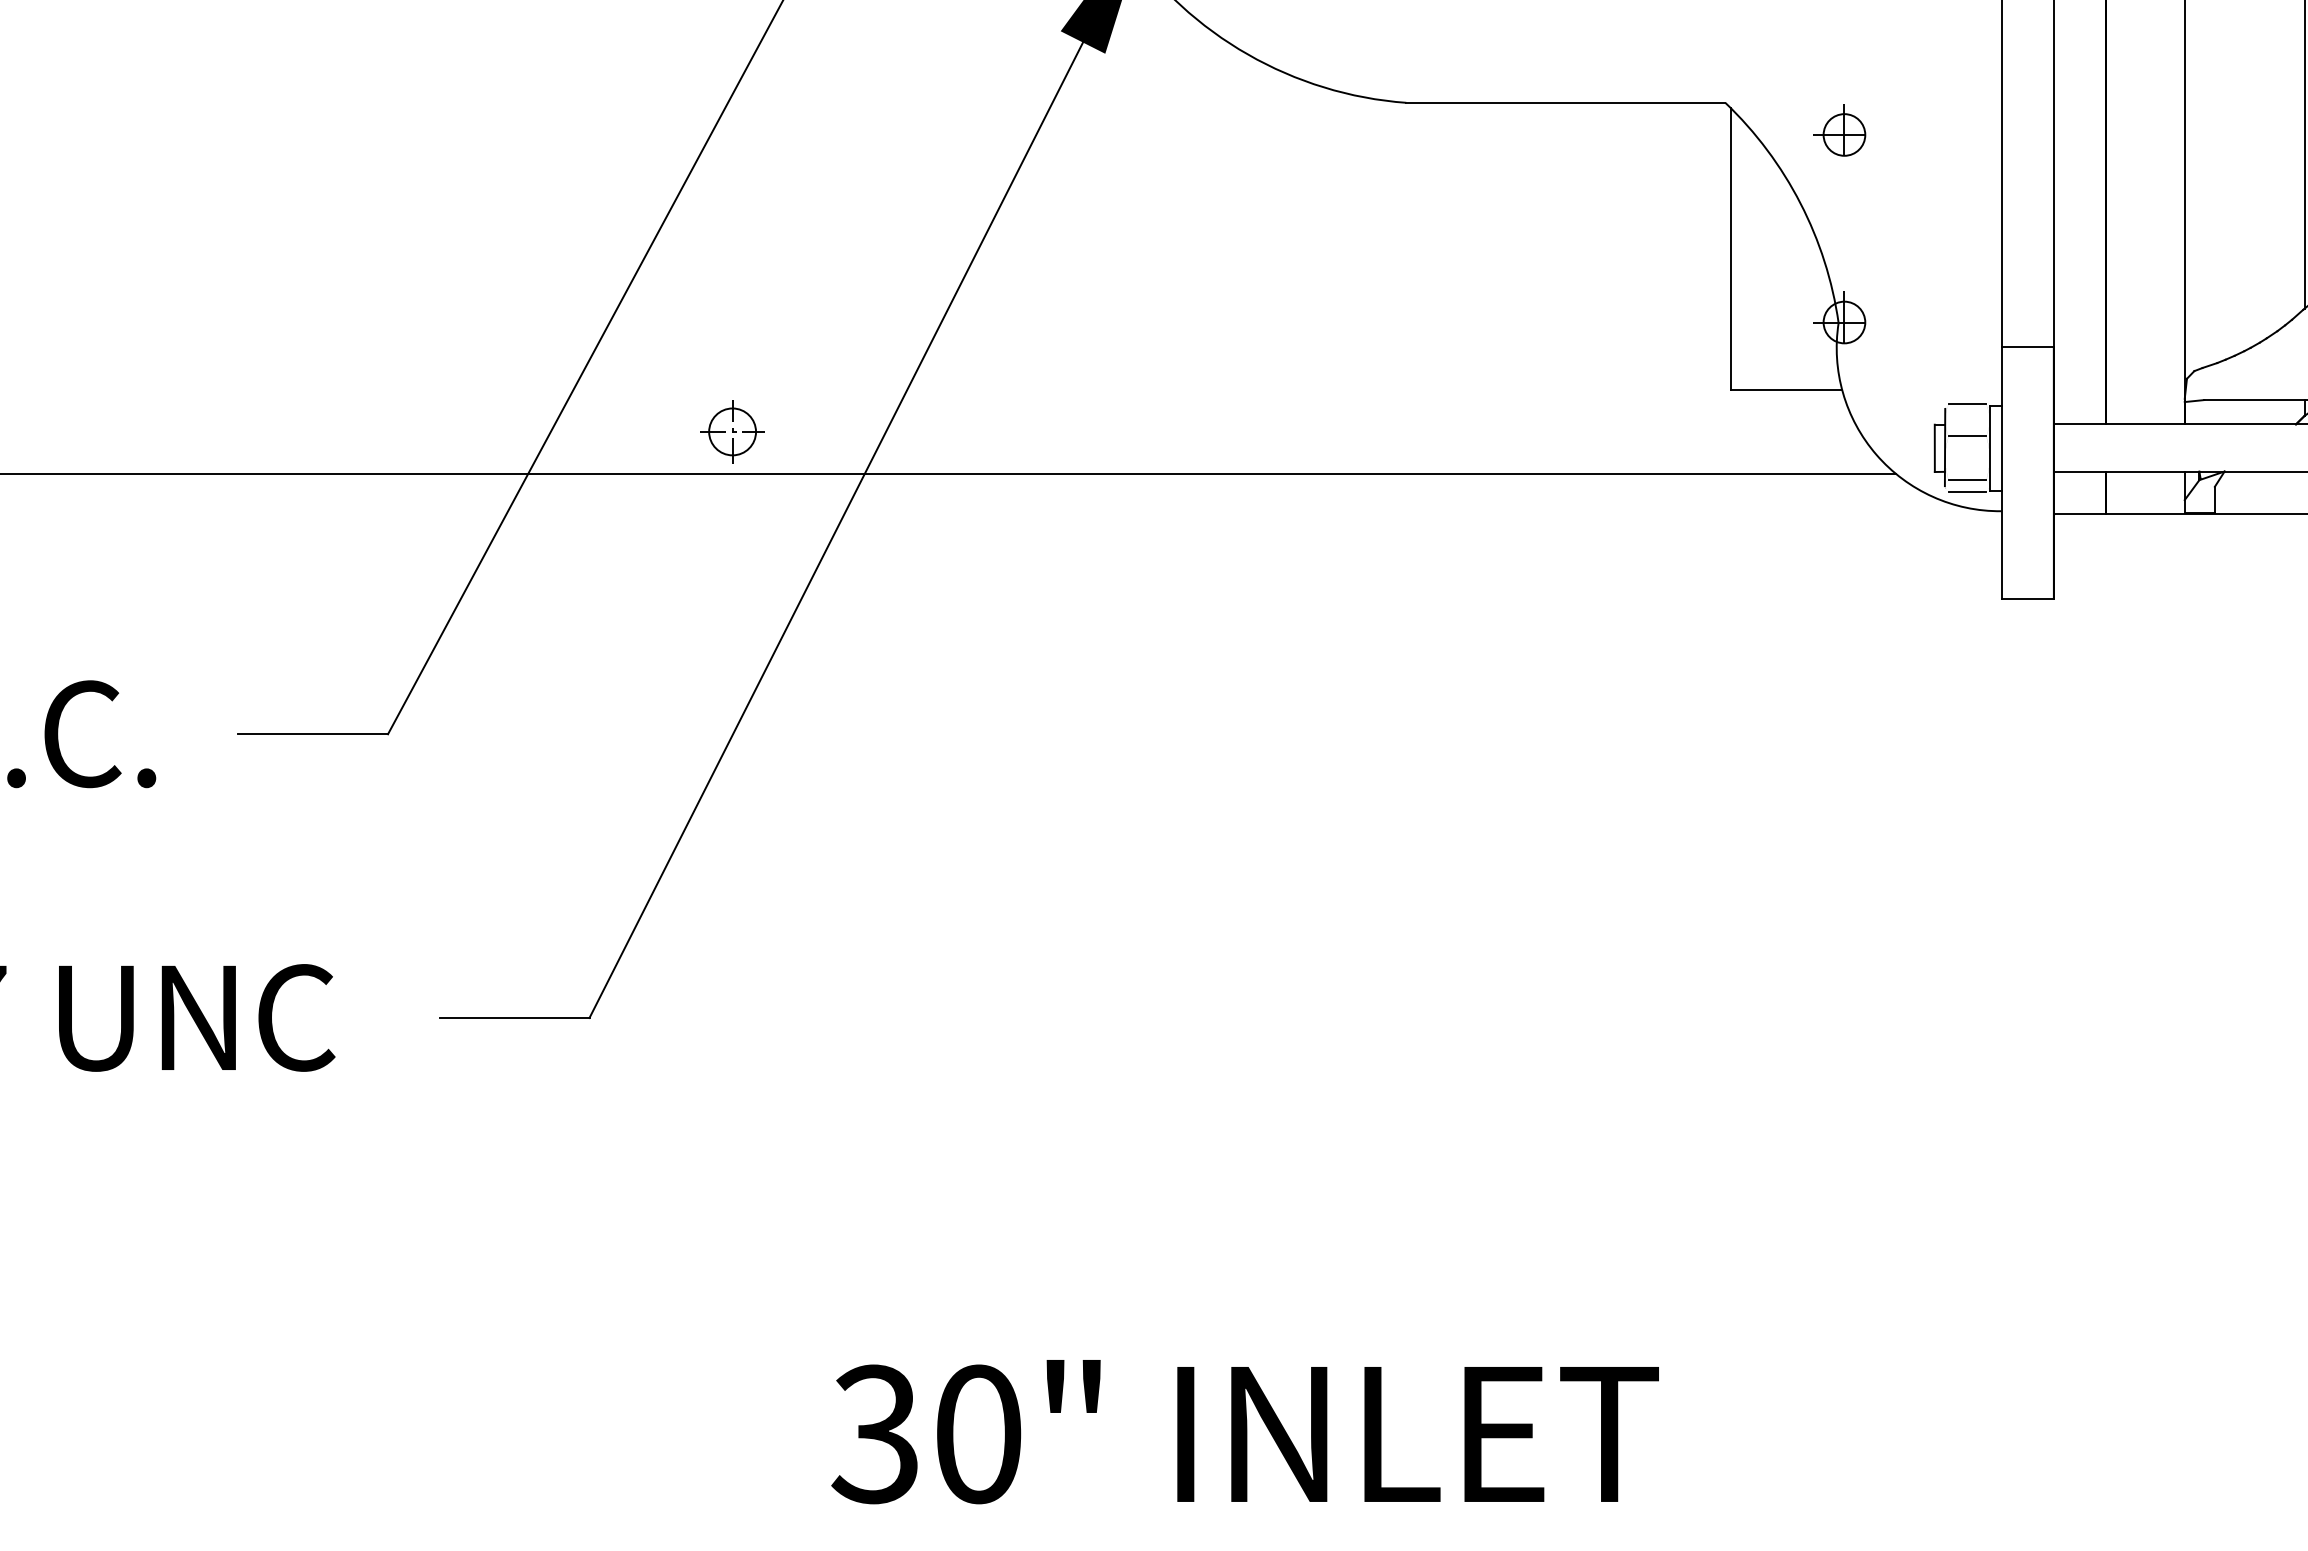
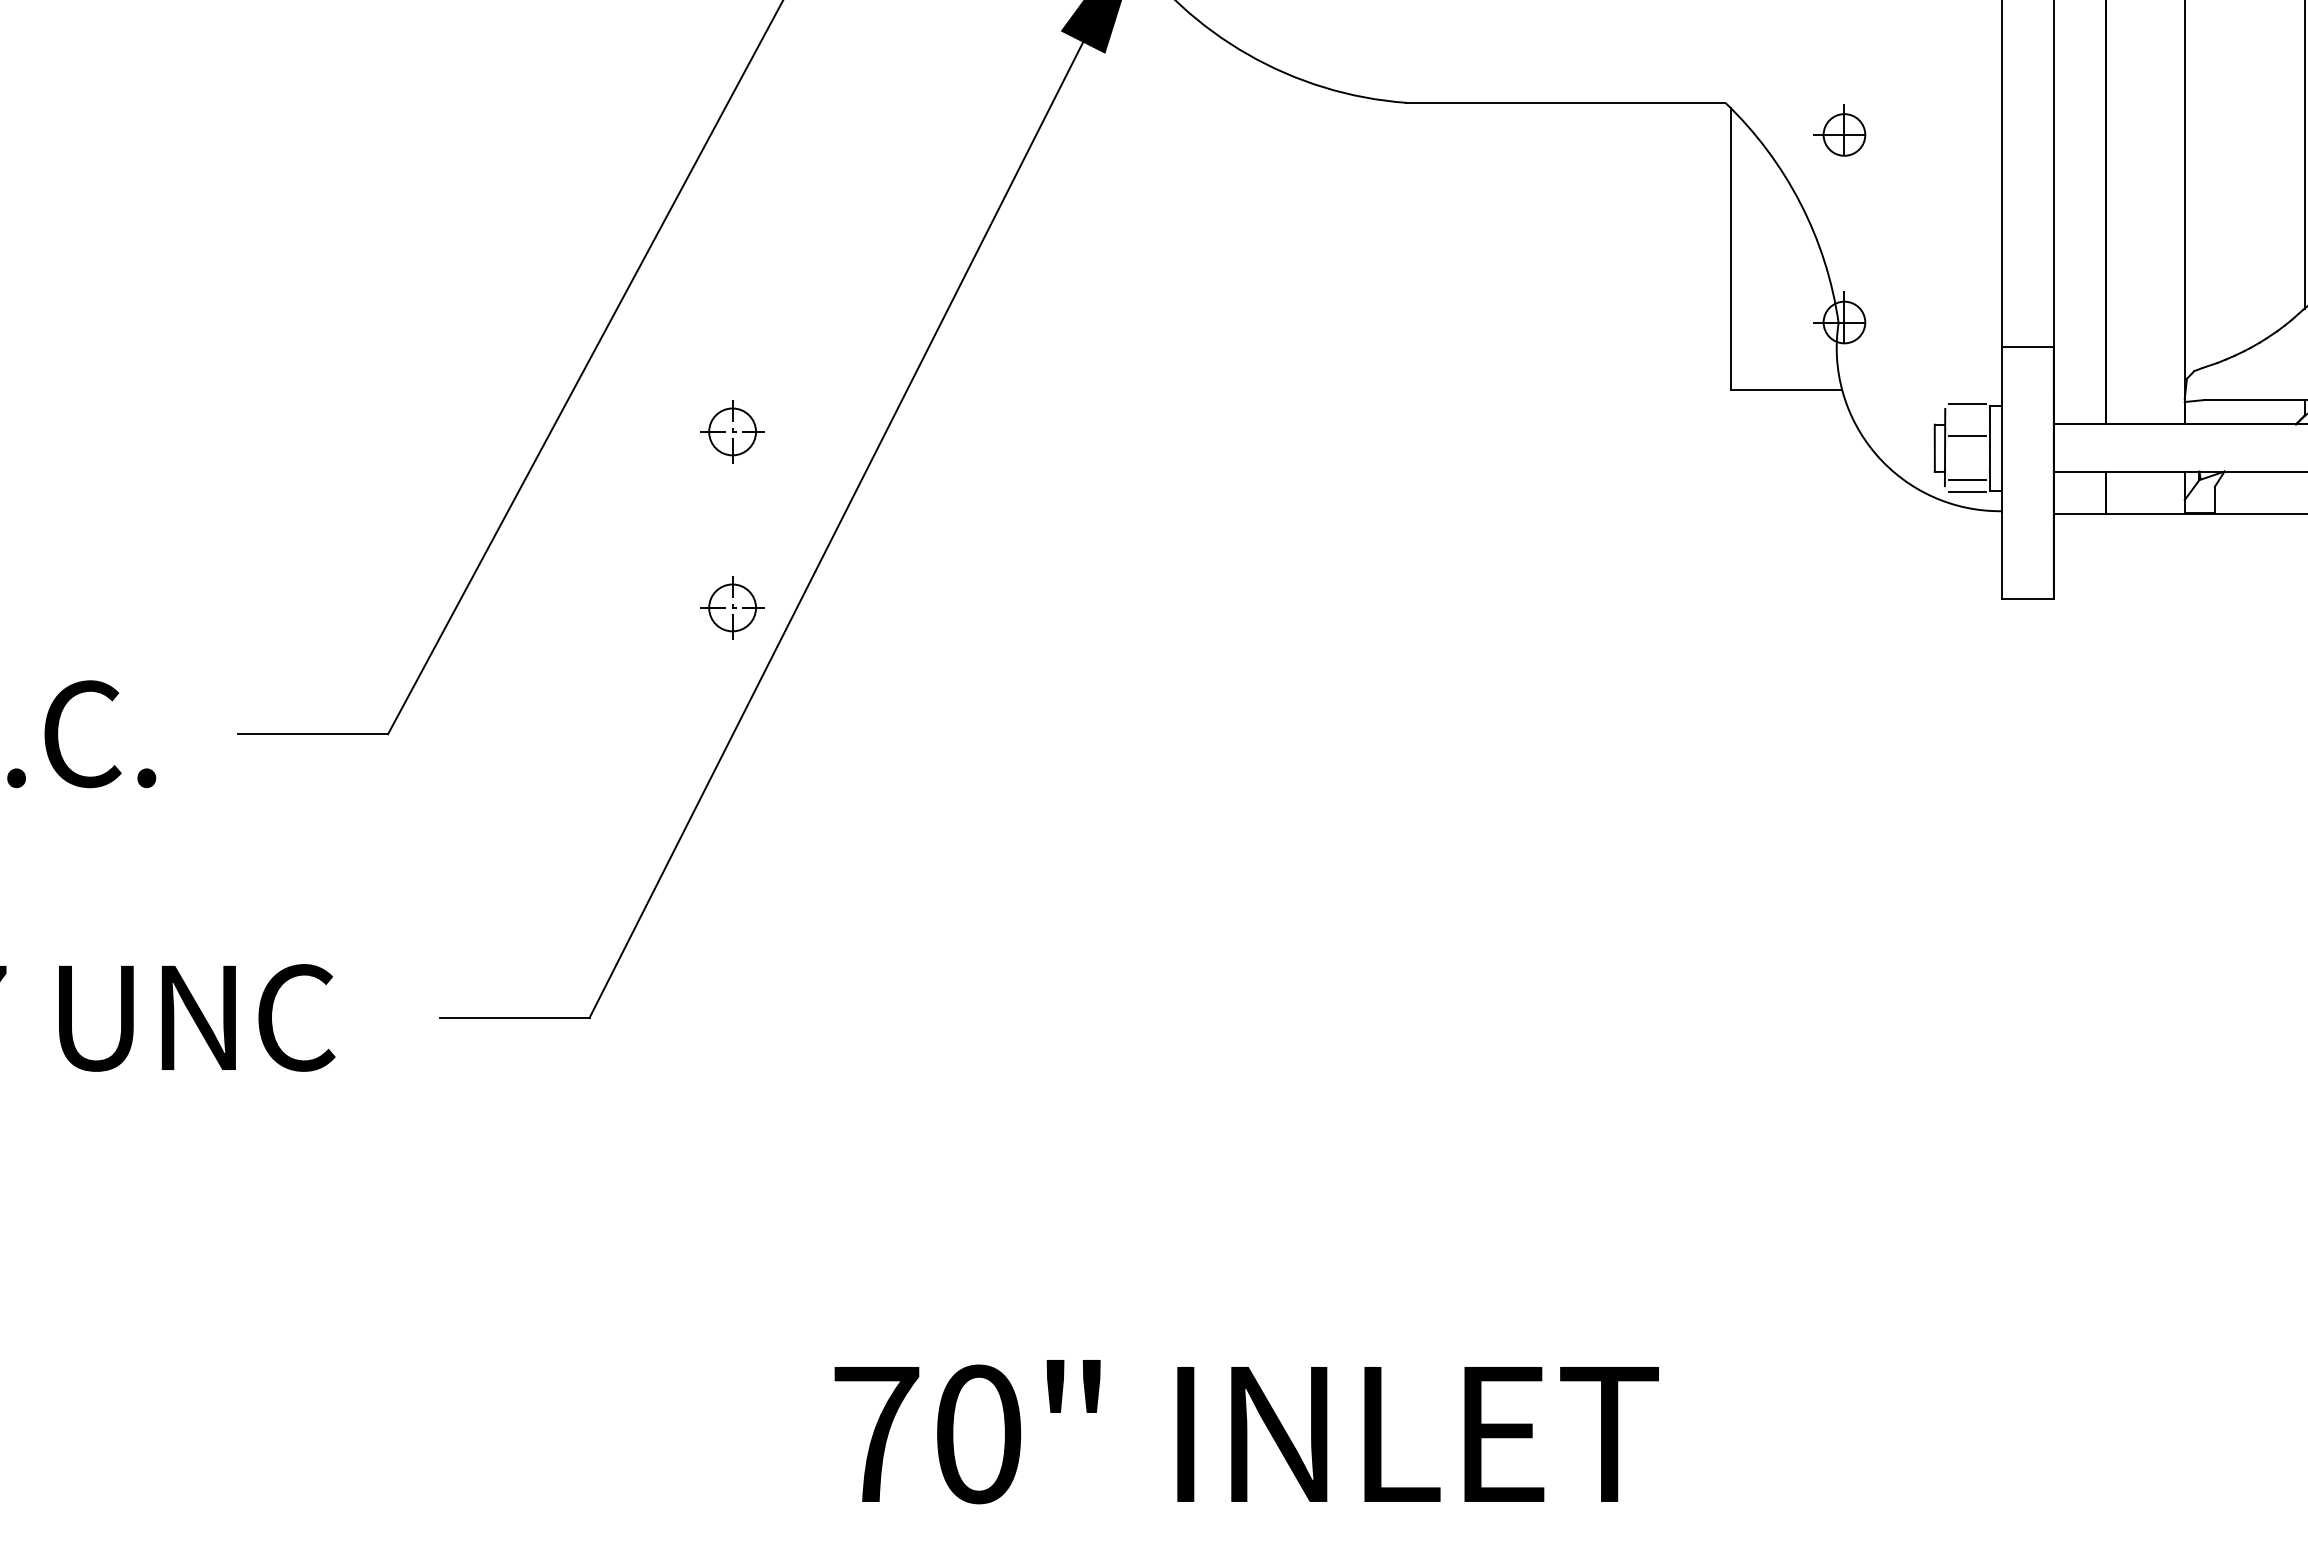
line: present -> none (948, 473)
part: none -> present (732, 607)
text: 30" -> 70" (875, 1434)
